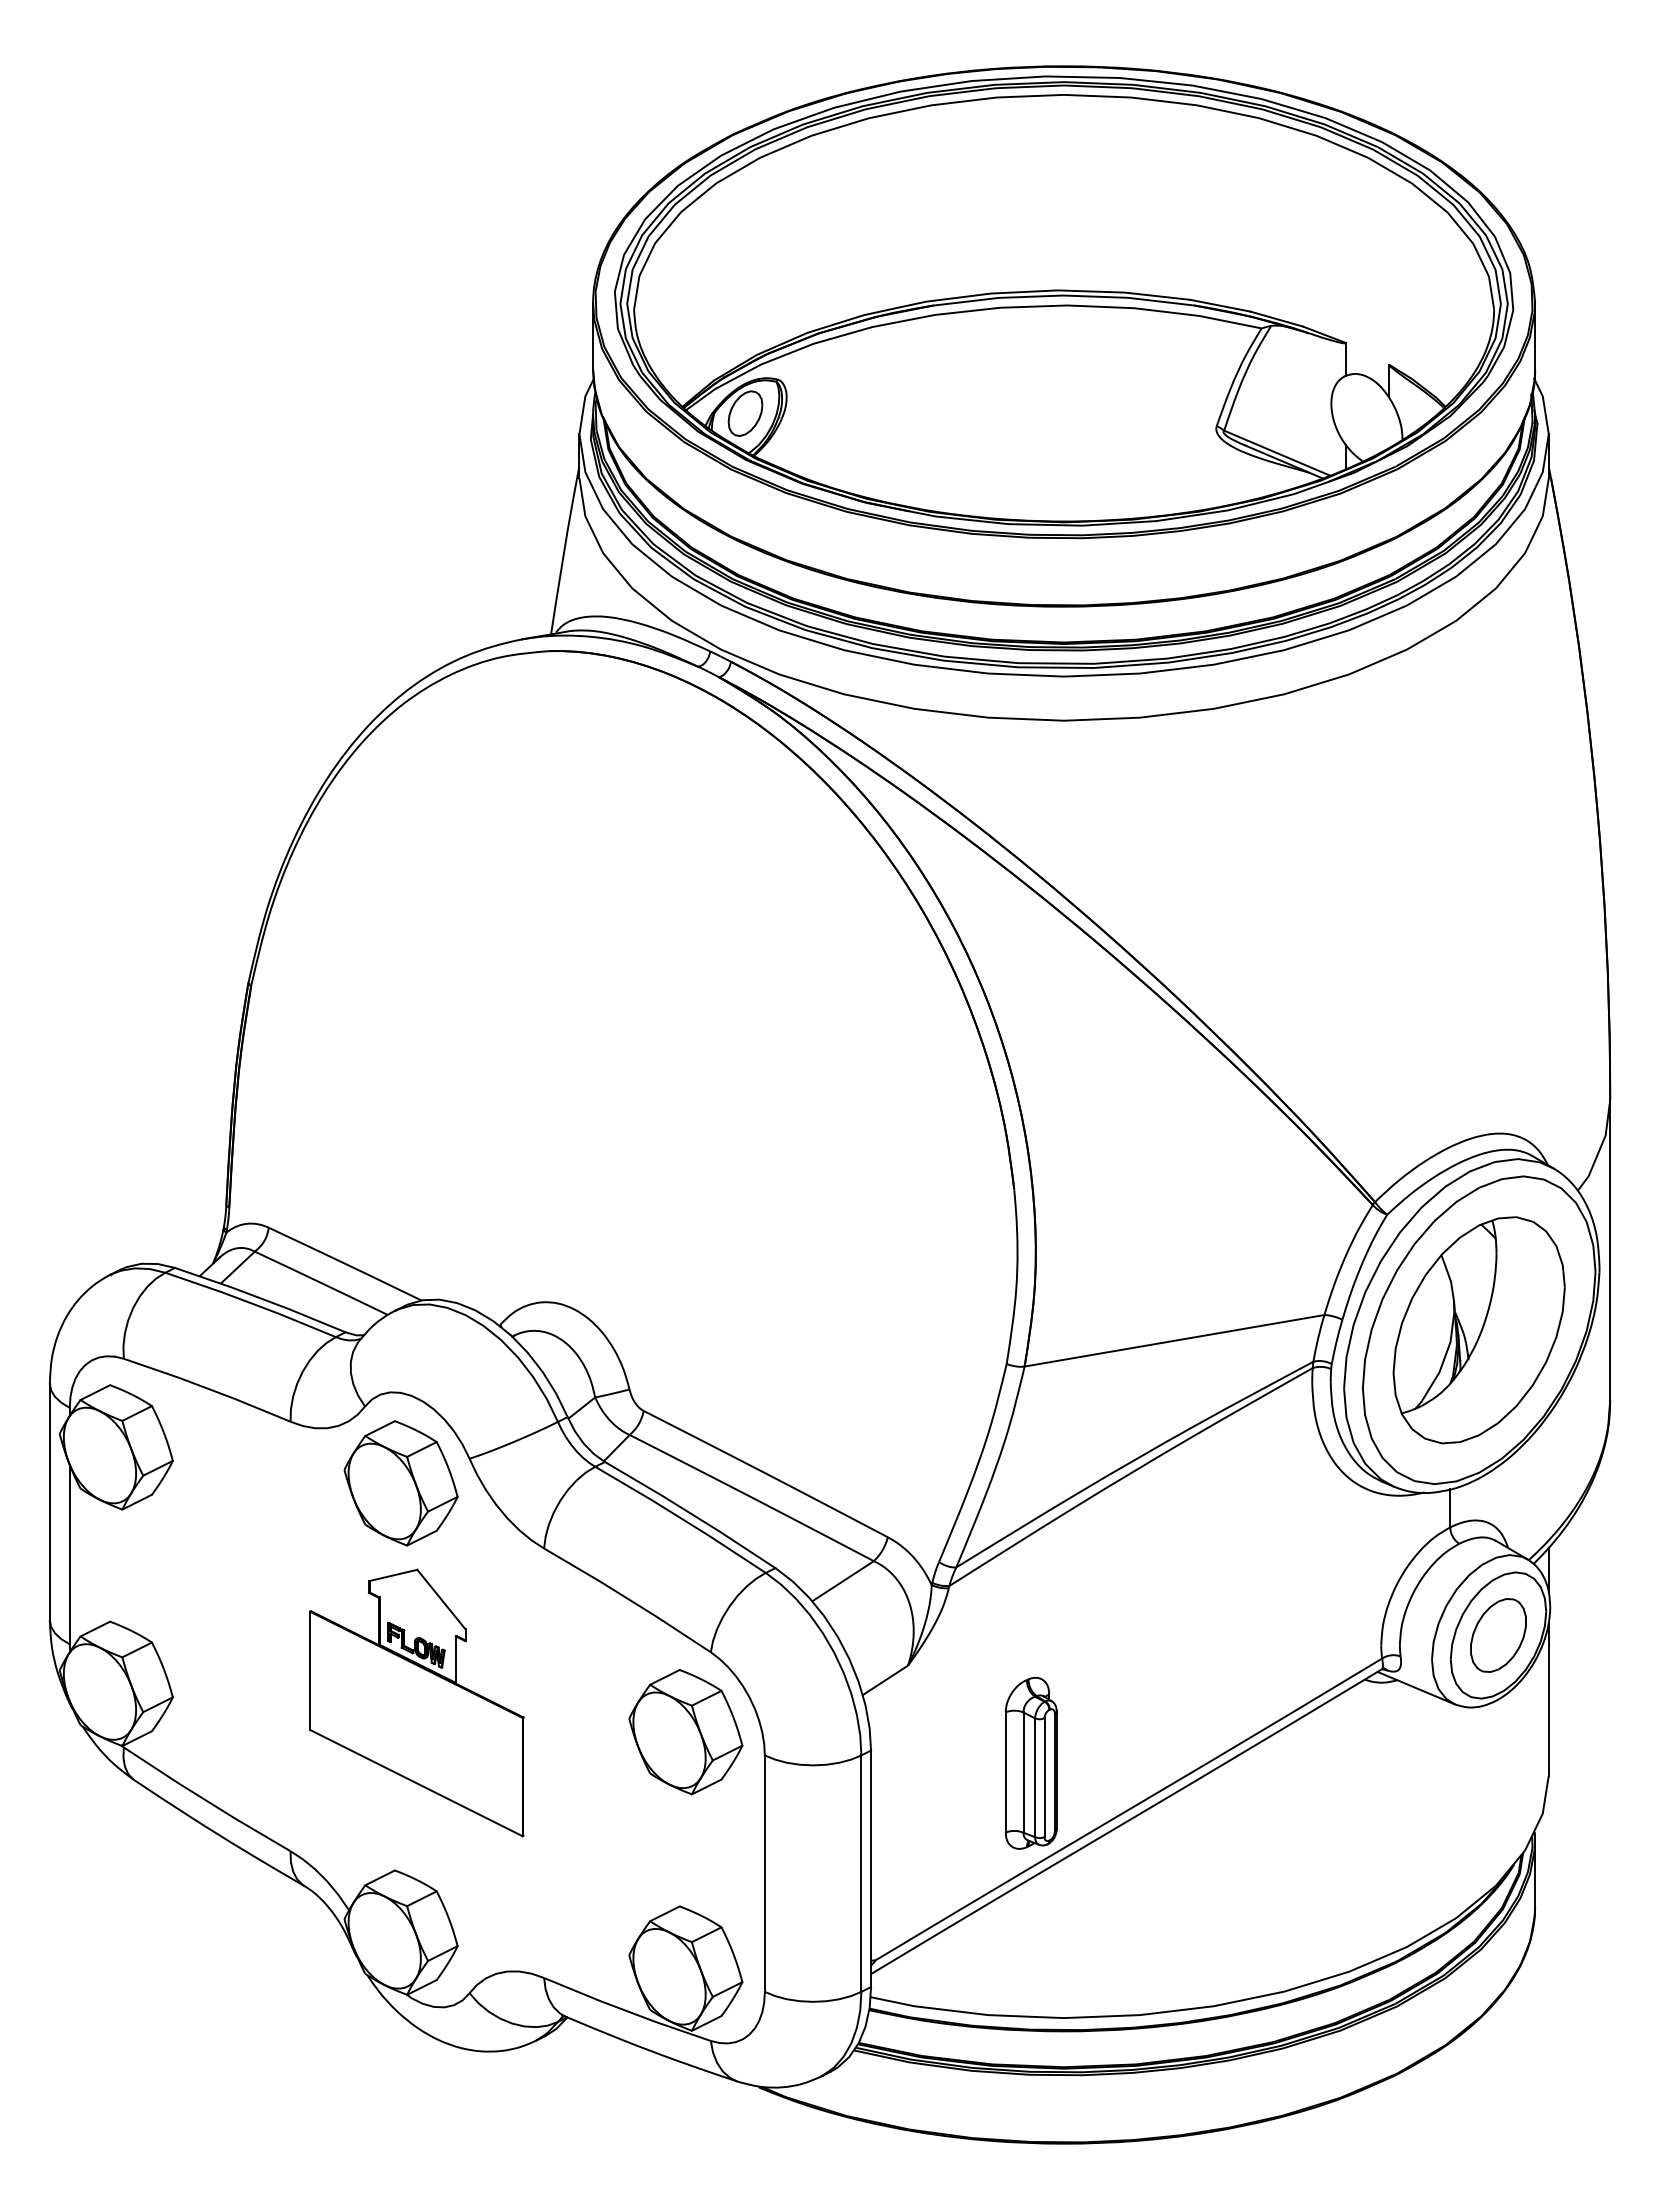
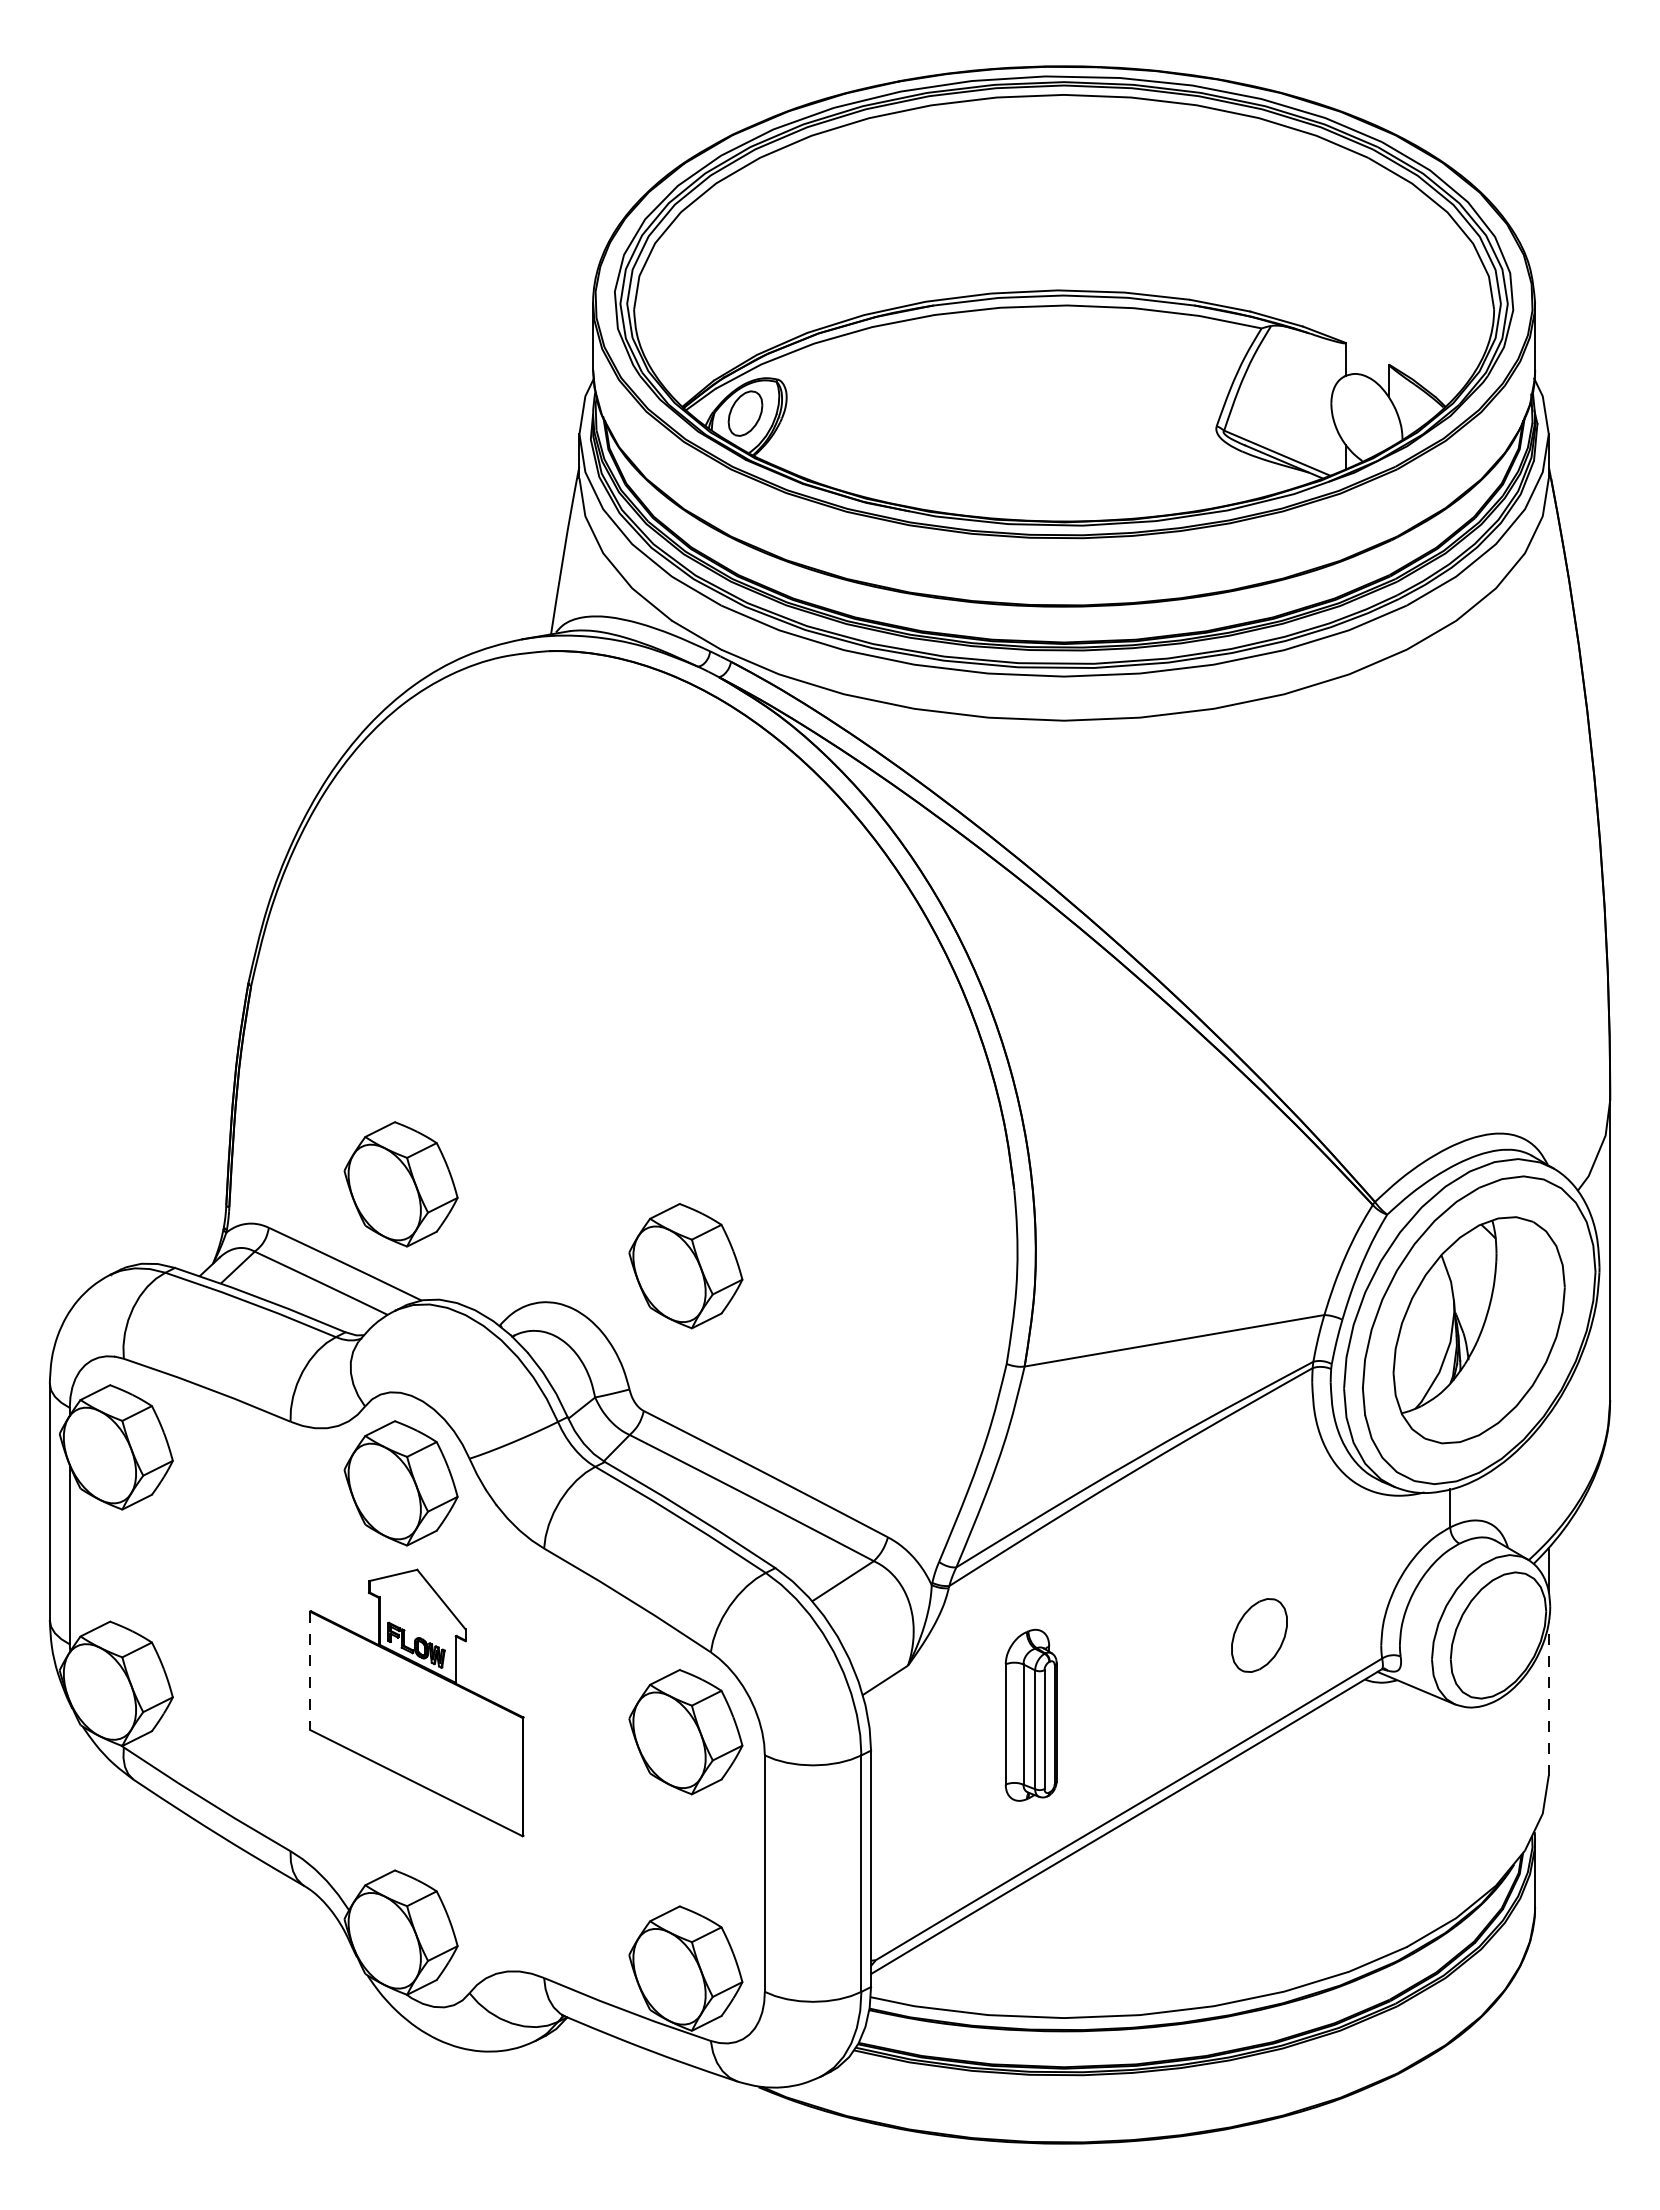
part: none -> present (400, 1184)
part: none -> present (685, 1266)
part position: (1498, 1635) -> (1259, 1635) (1259, 1635)
line: solid -> dashed (310, 1671)
line: solid -> dashed (1548, 1698)
part position: (1030, 1762) -> (1030, 1714) (1030, 1714)
